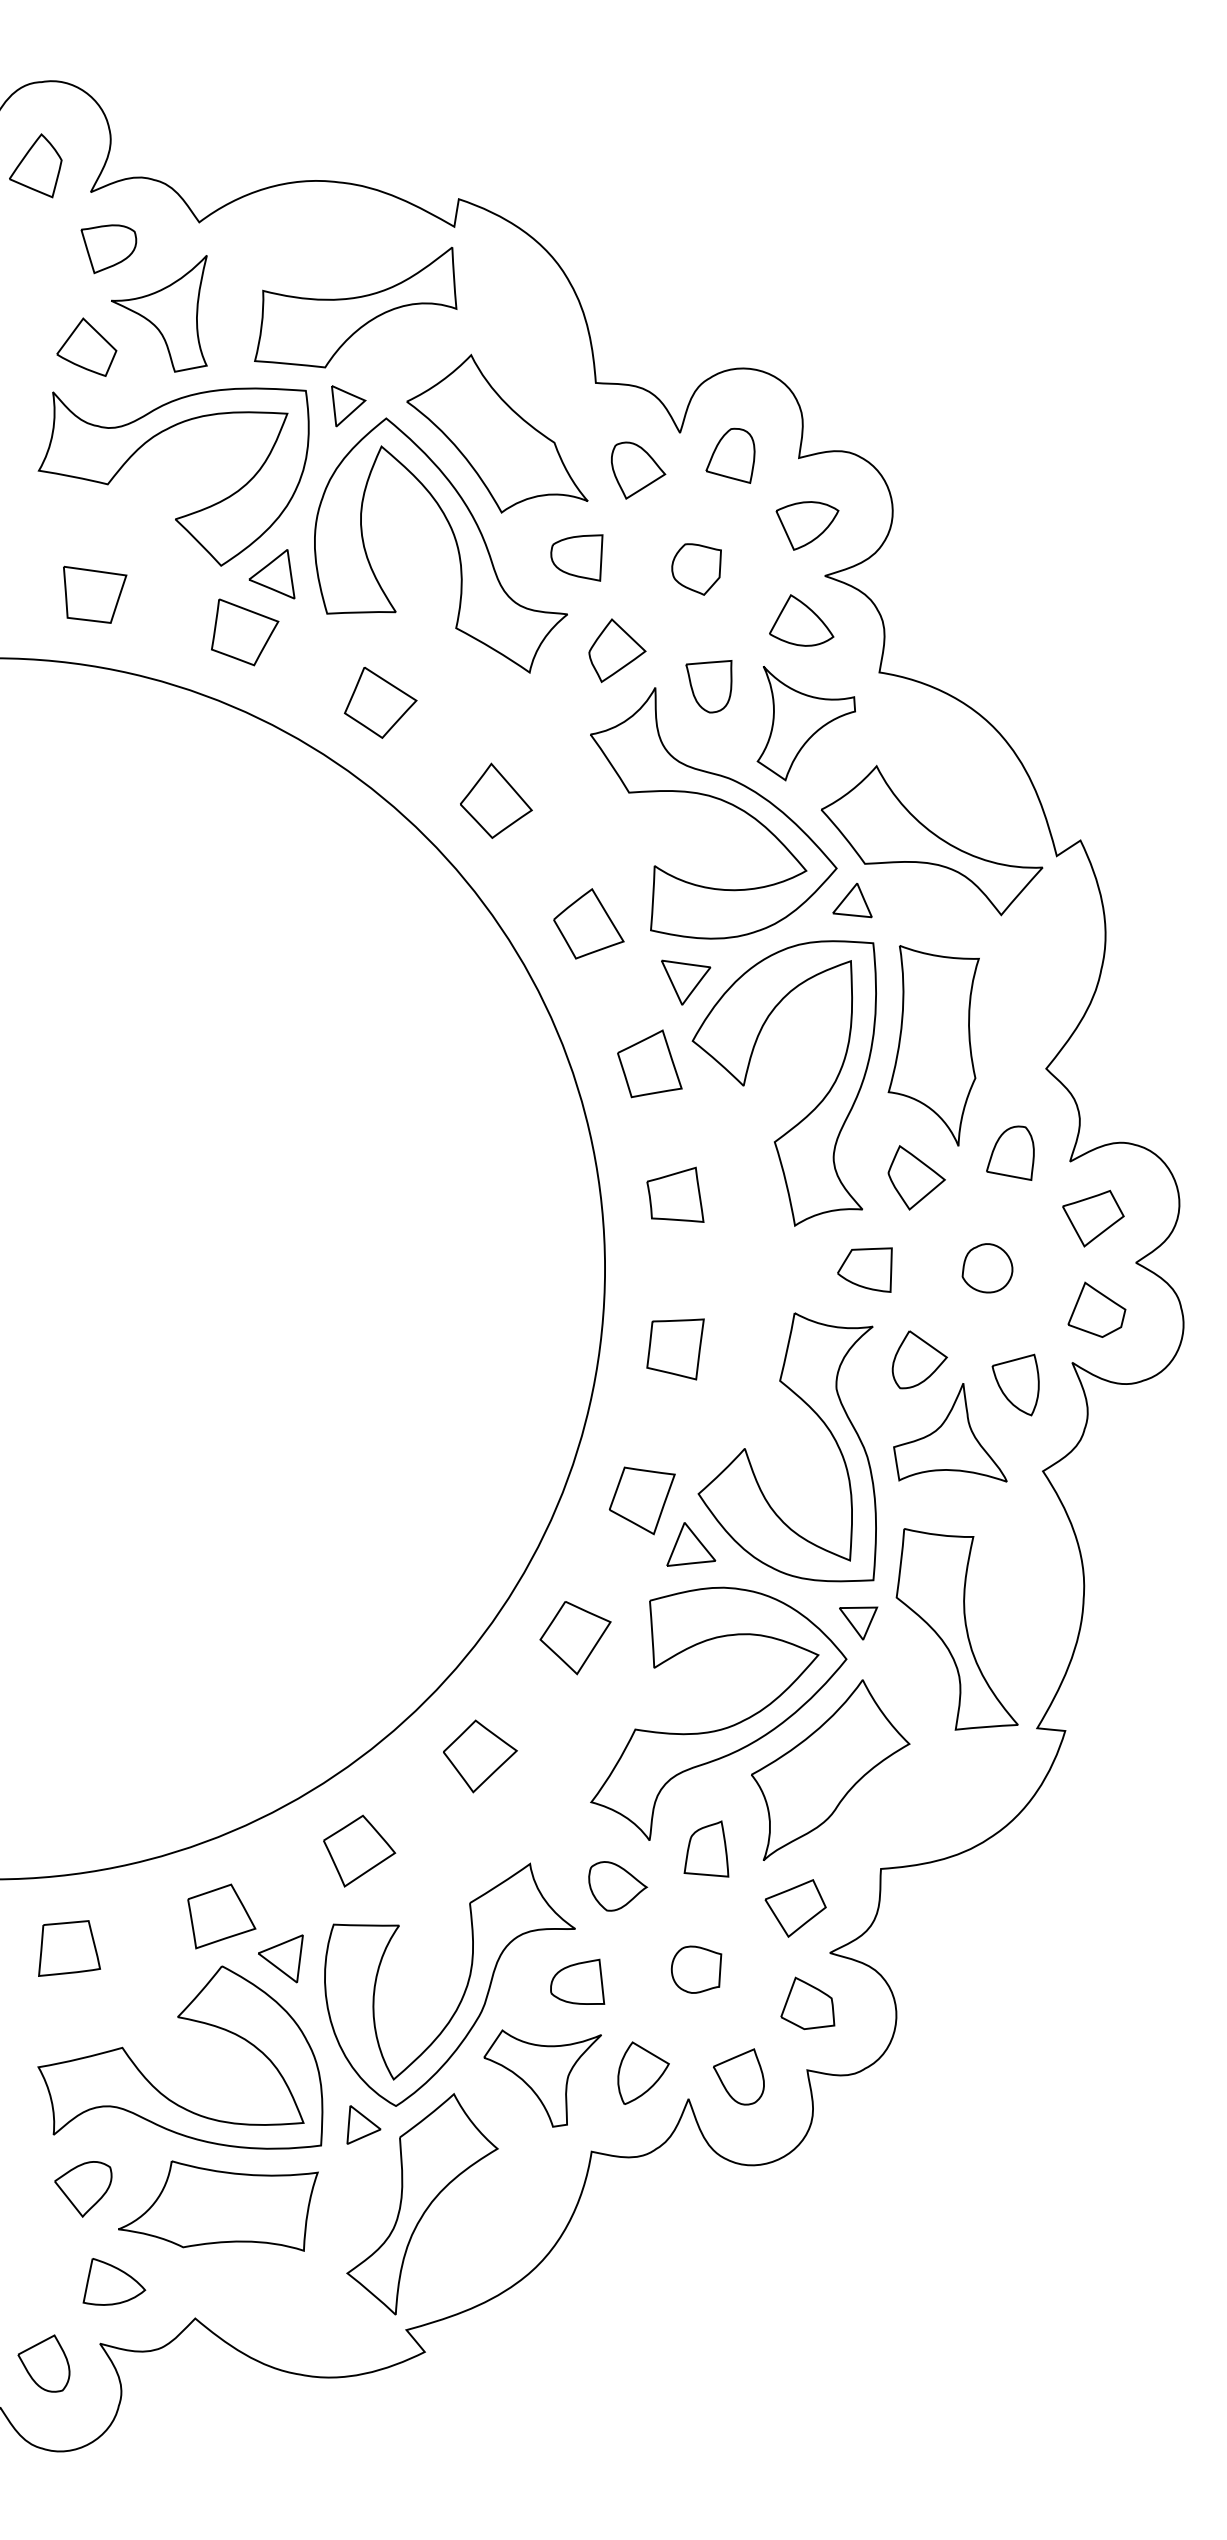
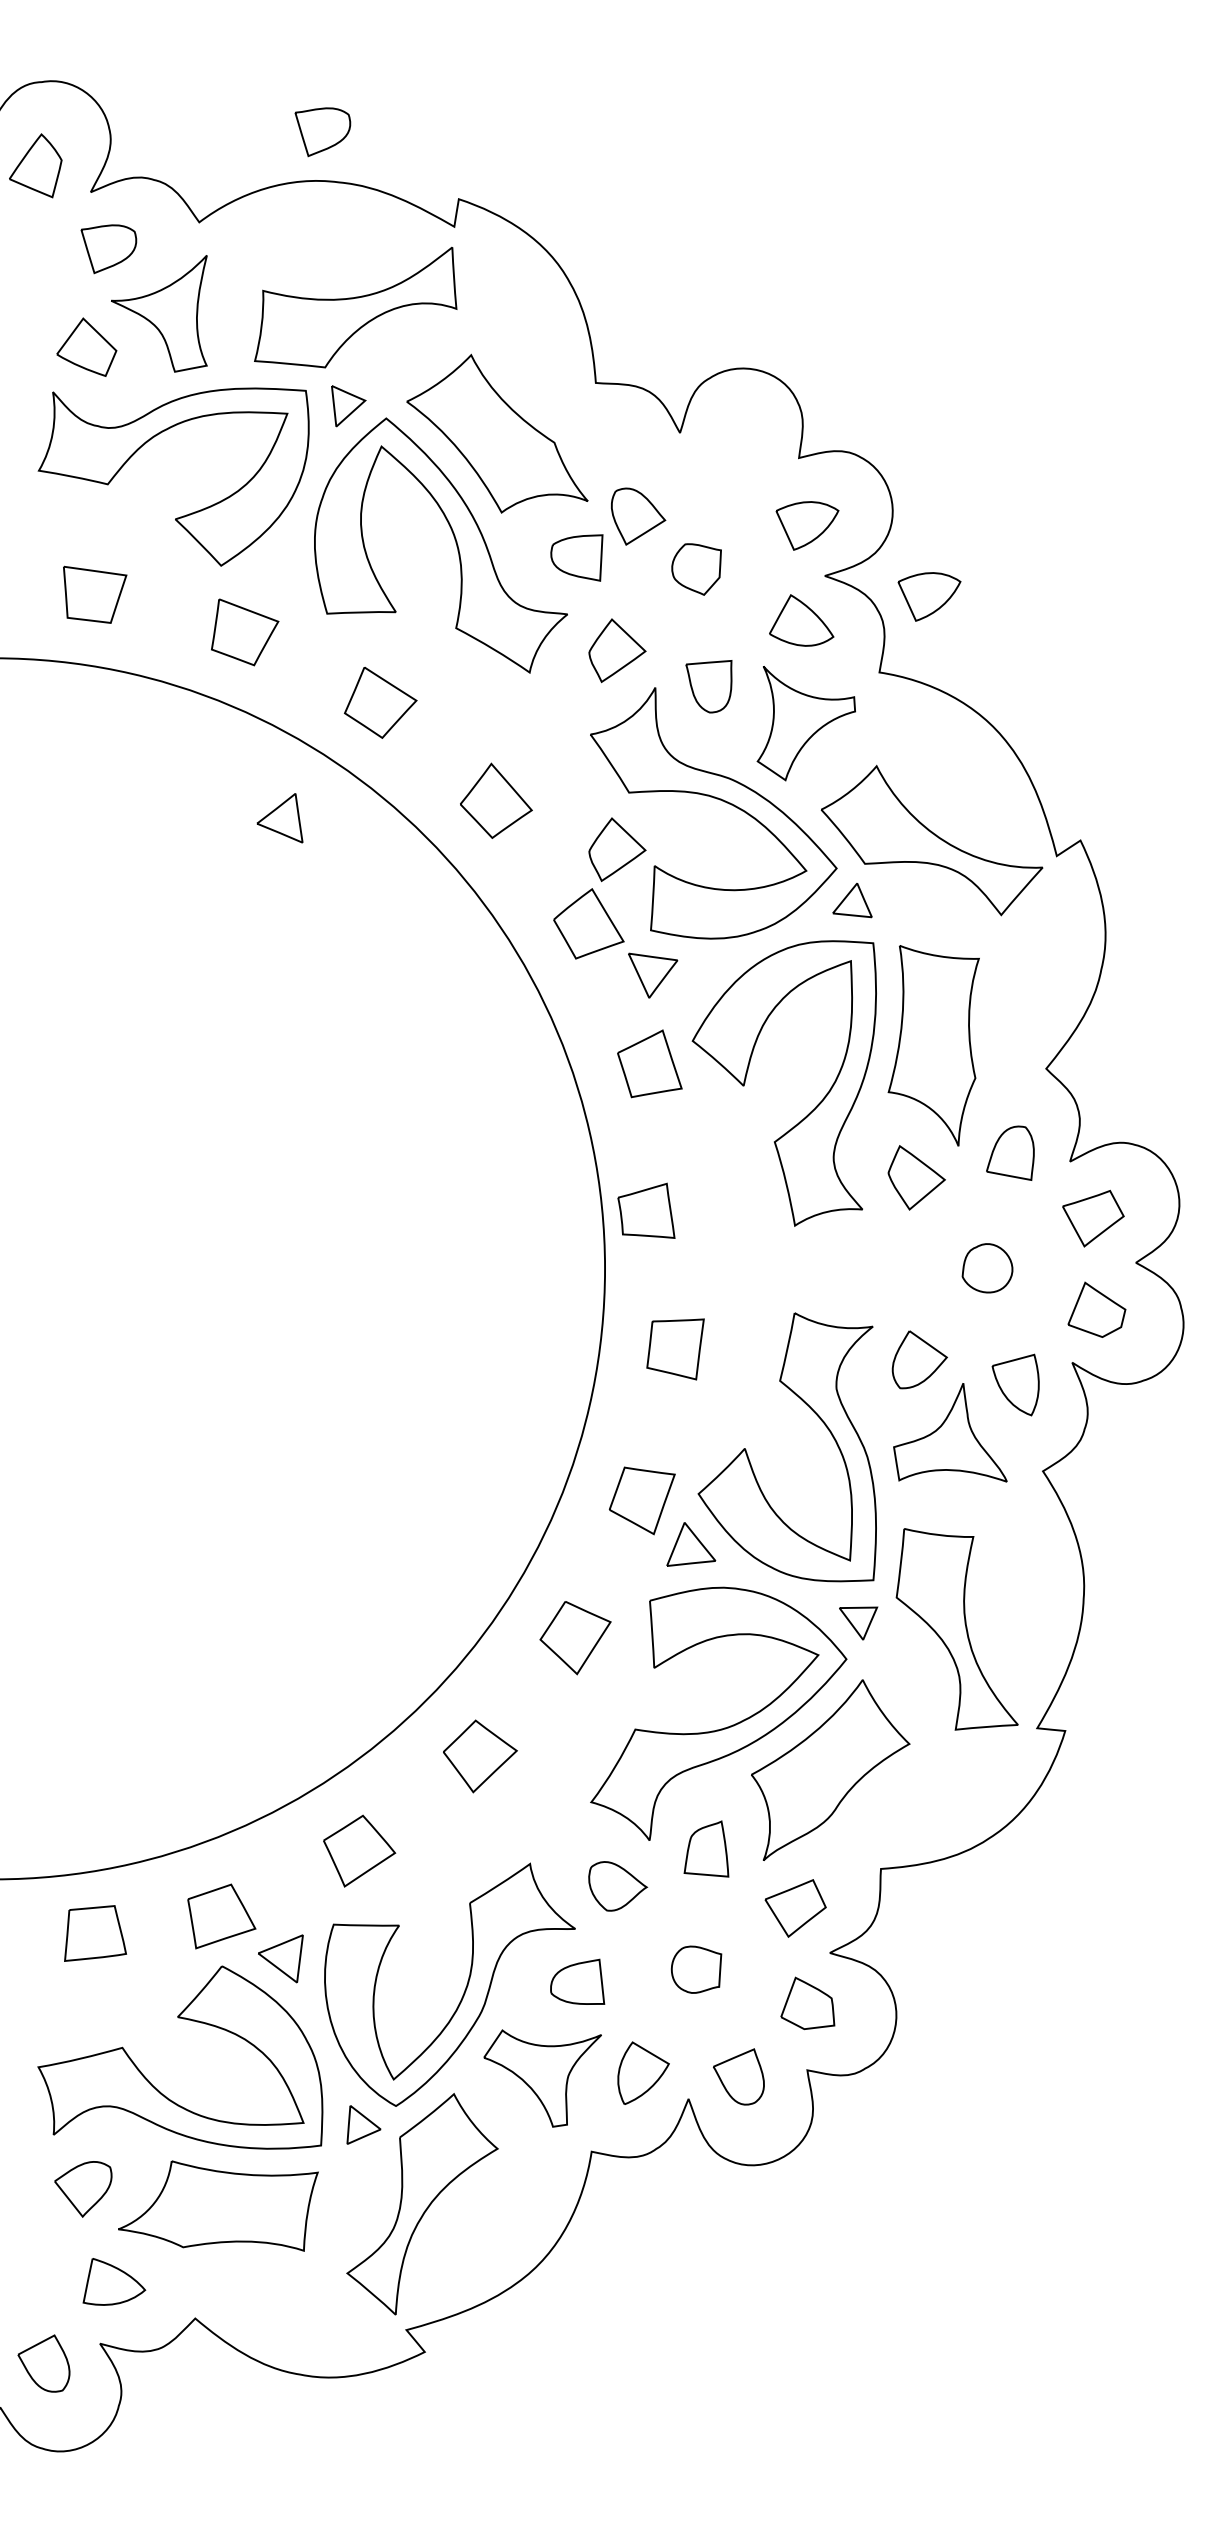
part: none -> present (322, 132)
part: present -> none (730, 455)
part position: (638, 470) -> (638, 516) (638, 516)
part position: (271, 574) -> (279, 818) (279, 818)
part: none -> present (929, 596)
part: none -> present (617, 849)
part position: (686, 982) -> (653, 975) (653, 975)
part position: (675, 1194) -> (646, 1210) (646, 1210)
part: present -> none (864, 1269)
part position: (69, 1948) -> (95, 1933) (95, 1933)
